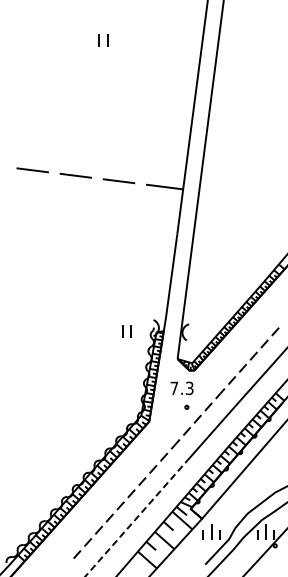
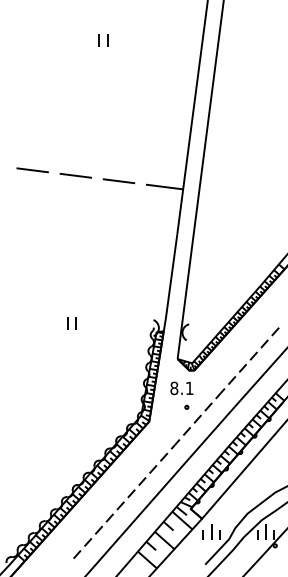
part position: (126, 331) -> (71, 323) (71, 323)
text: 7.3 -> 8.1 (181, 388)
line: dashed -> solid (137, 517)
